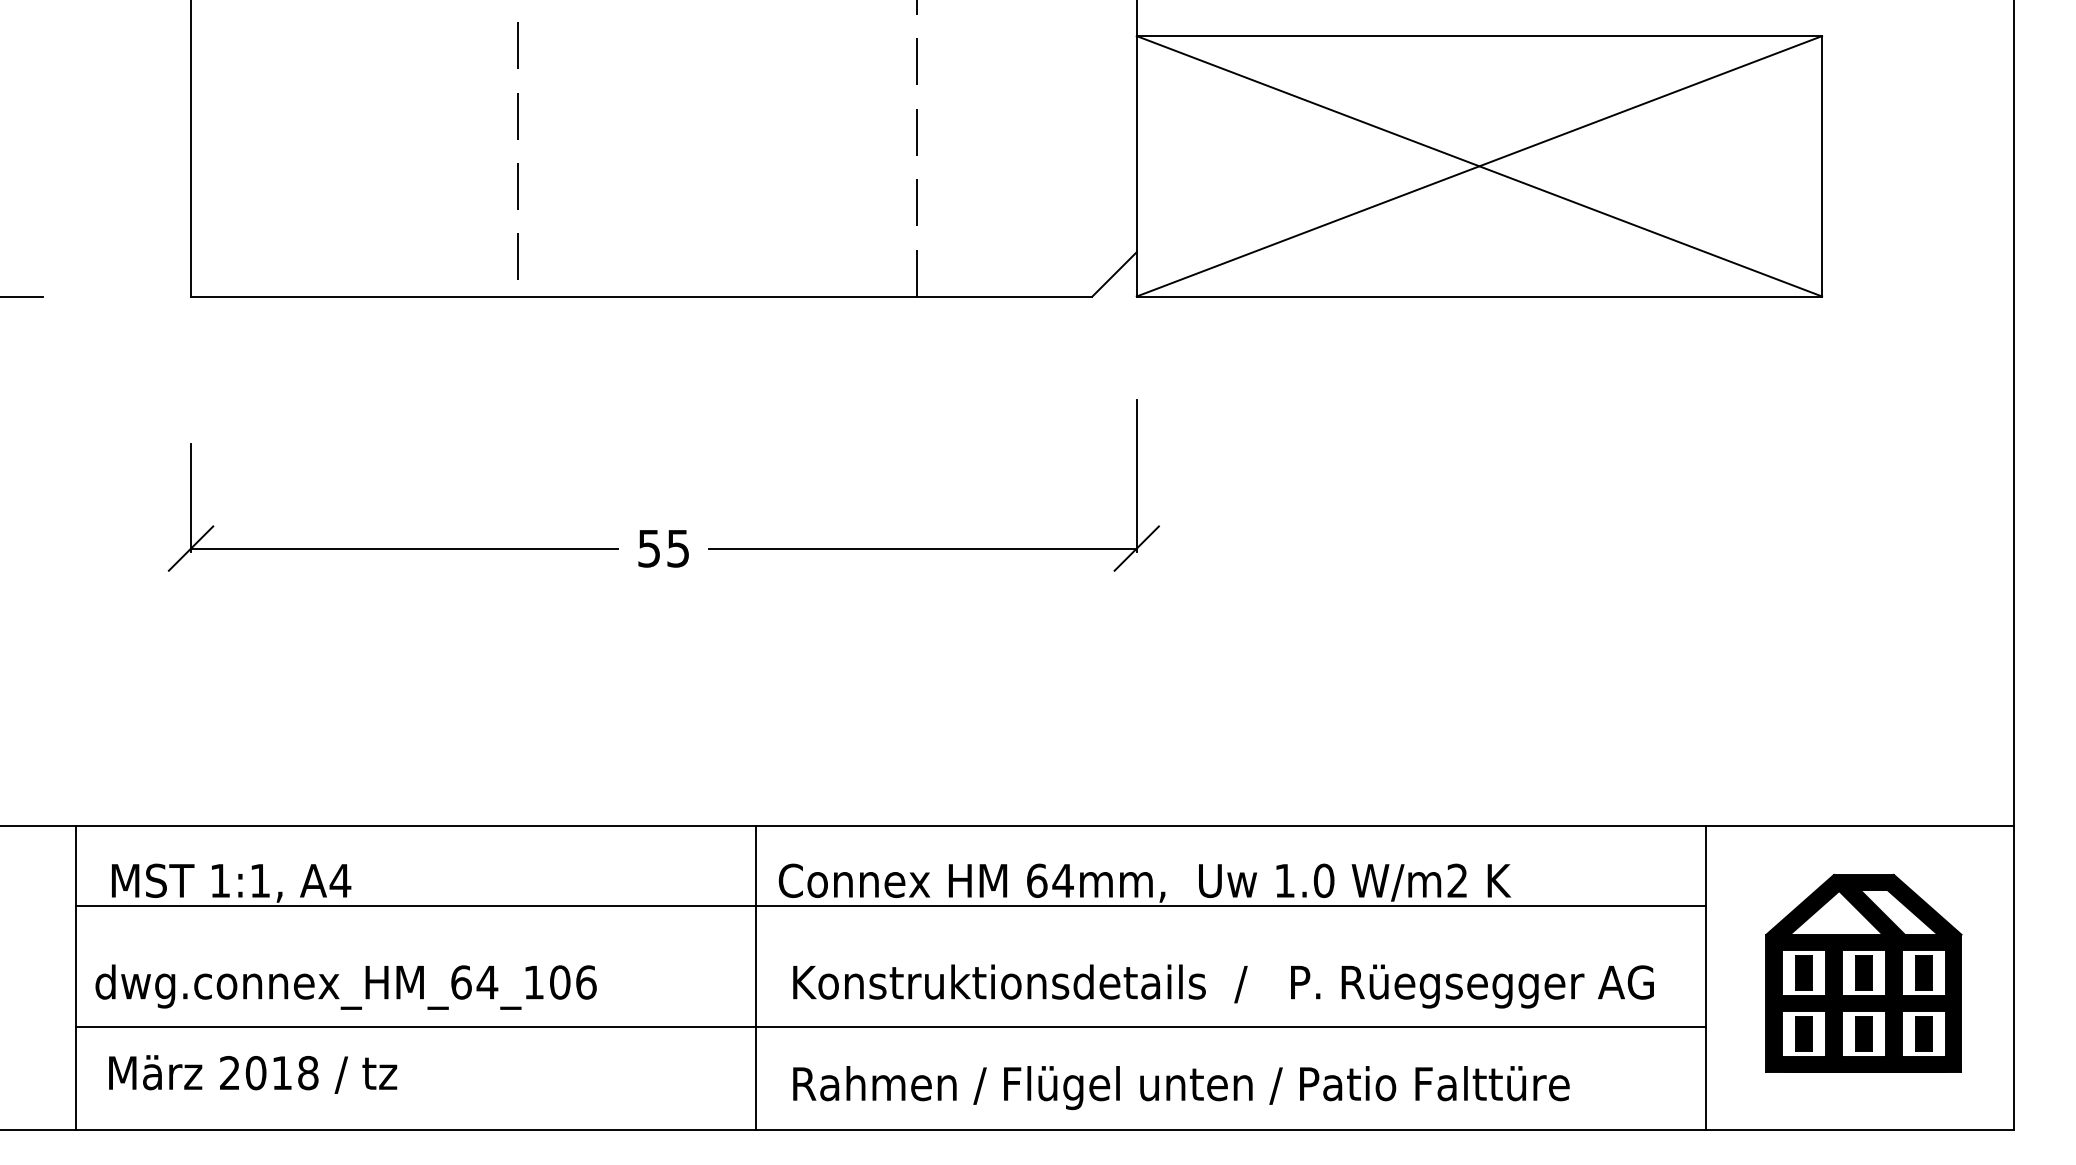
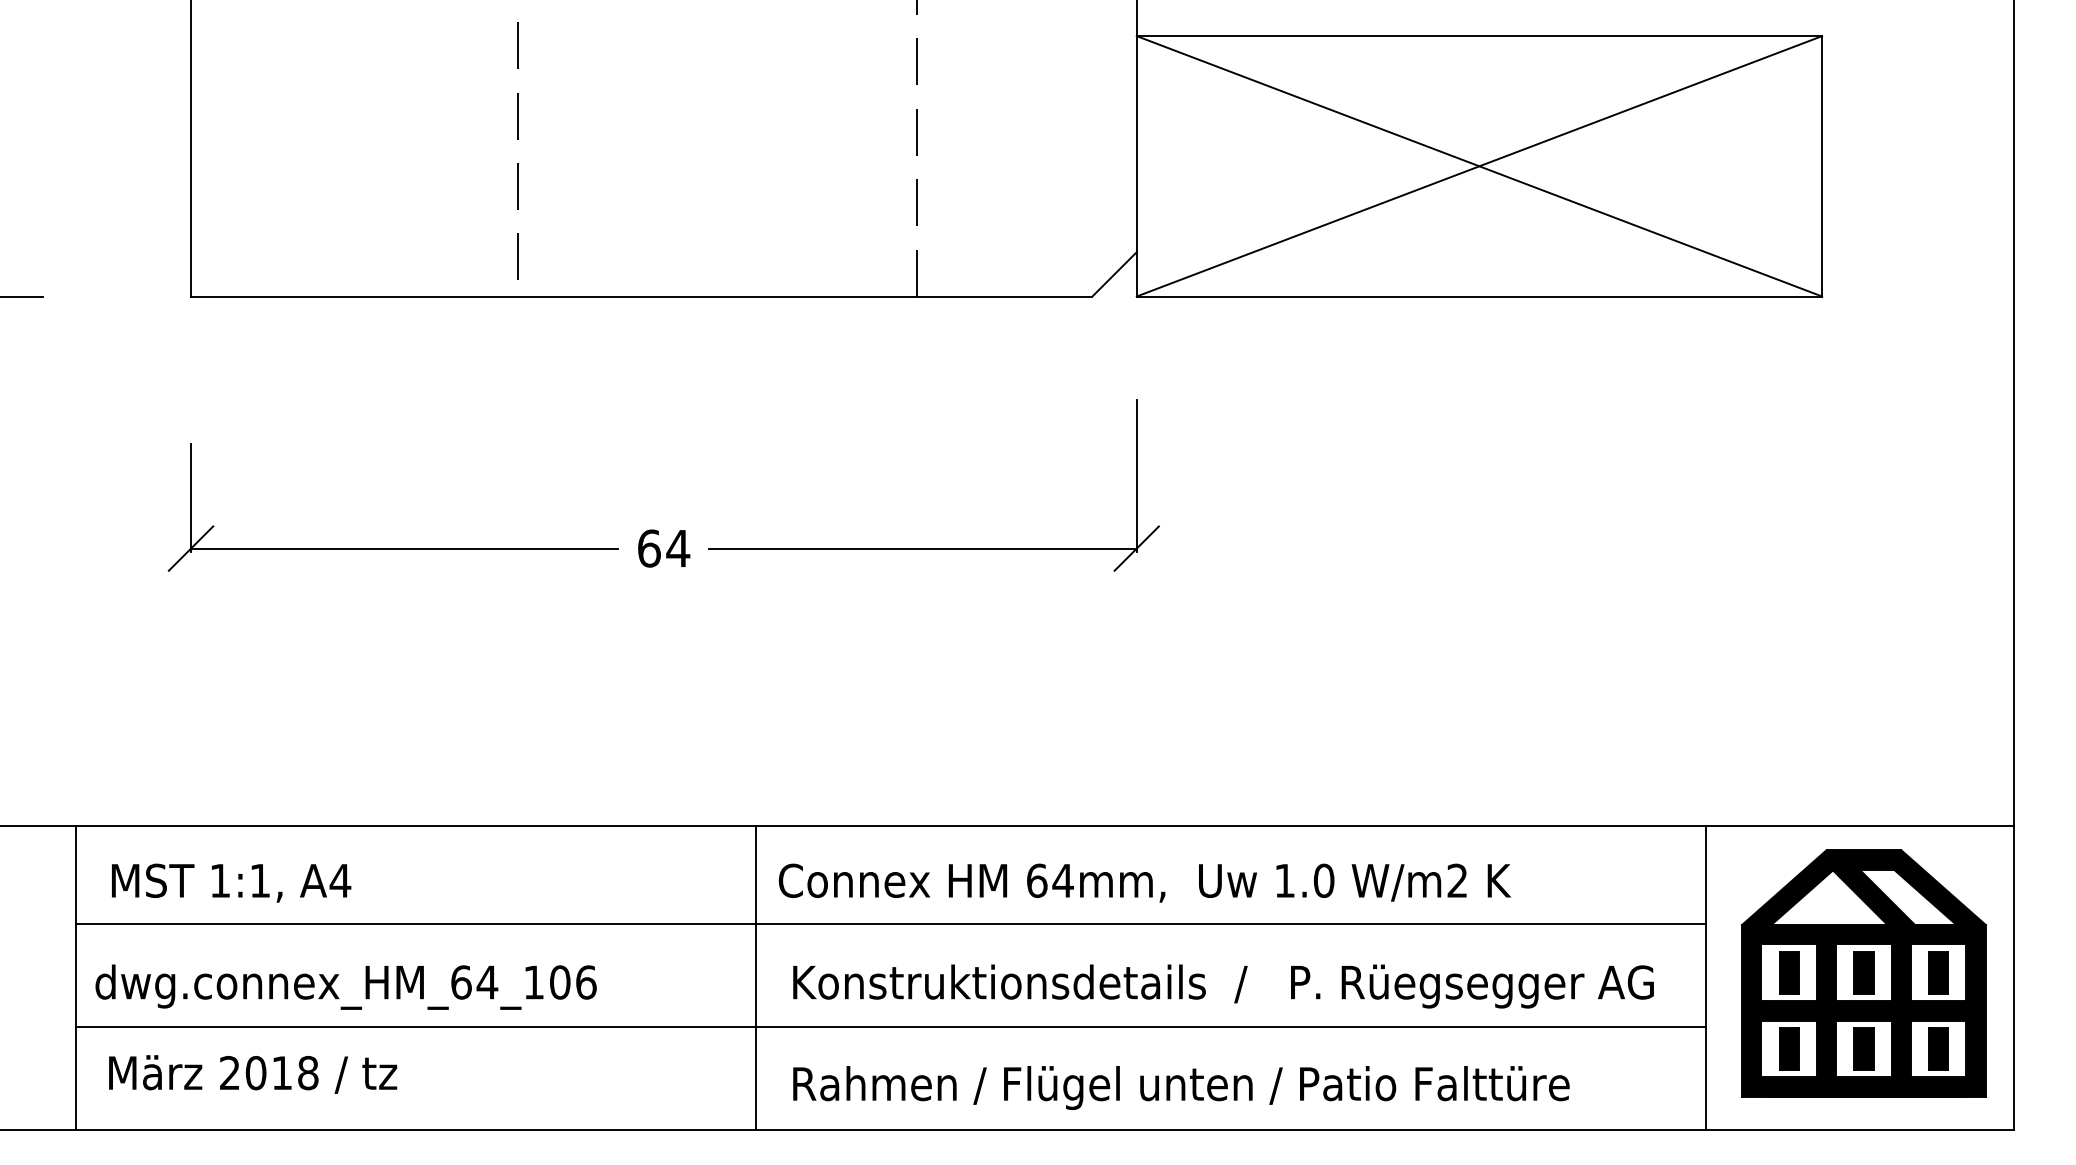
text: 55 -> 64 (664, 548)
line position: (890, 906) -> (890, 924) (890, 924)
part size: 198x200 px -> 246x249 px (1863, 973)
